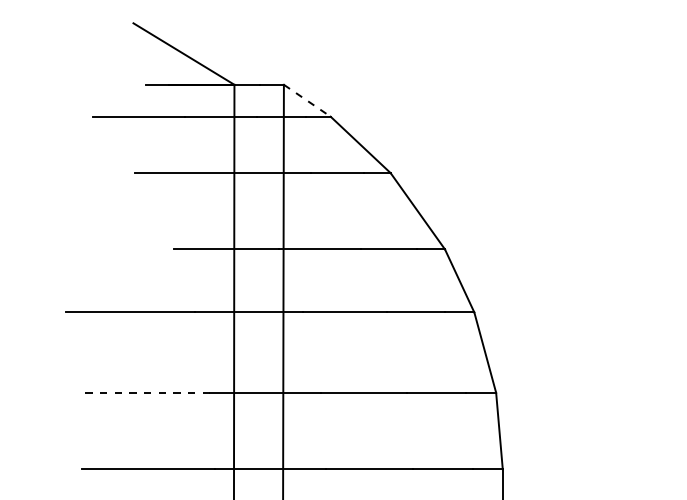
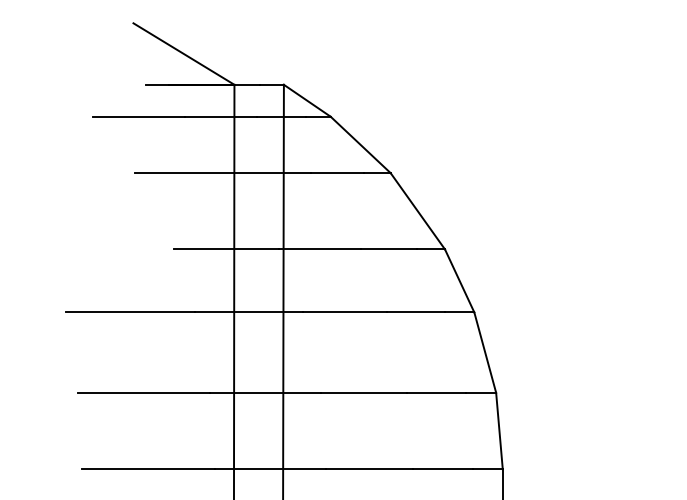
line: dashed -> solid (307, 101)
line: dashed -> solid (143, 392)
